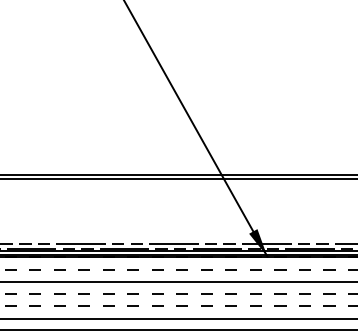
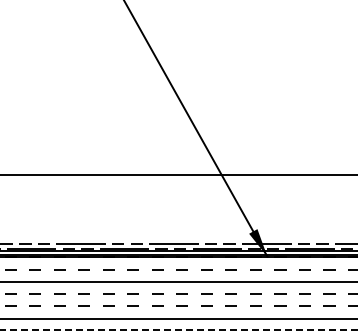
line: present -> none (178, 179)
line: solid -> dashed (178, 330)
